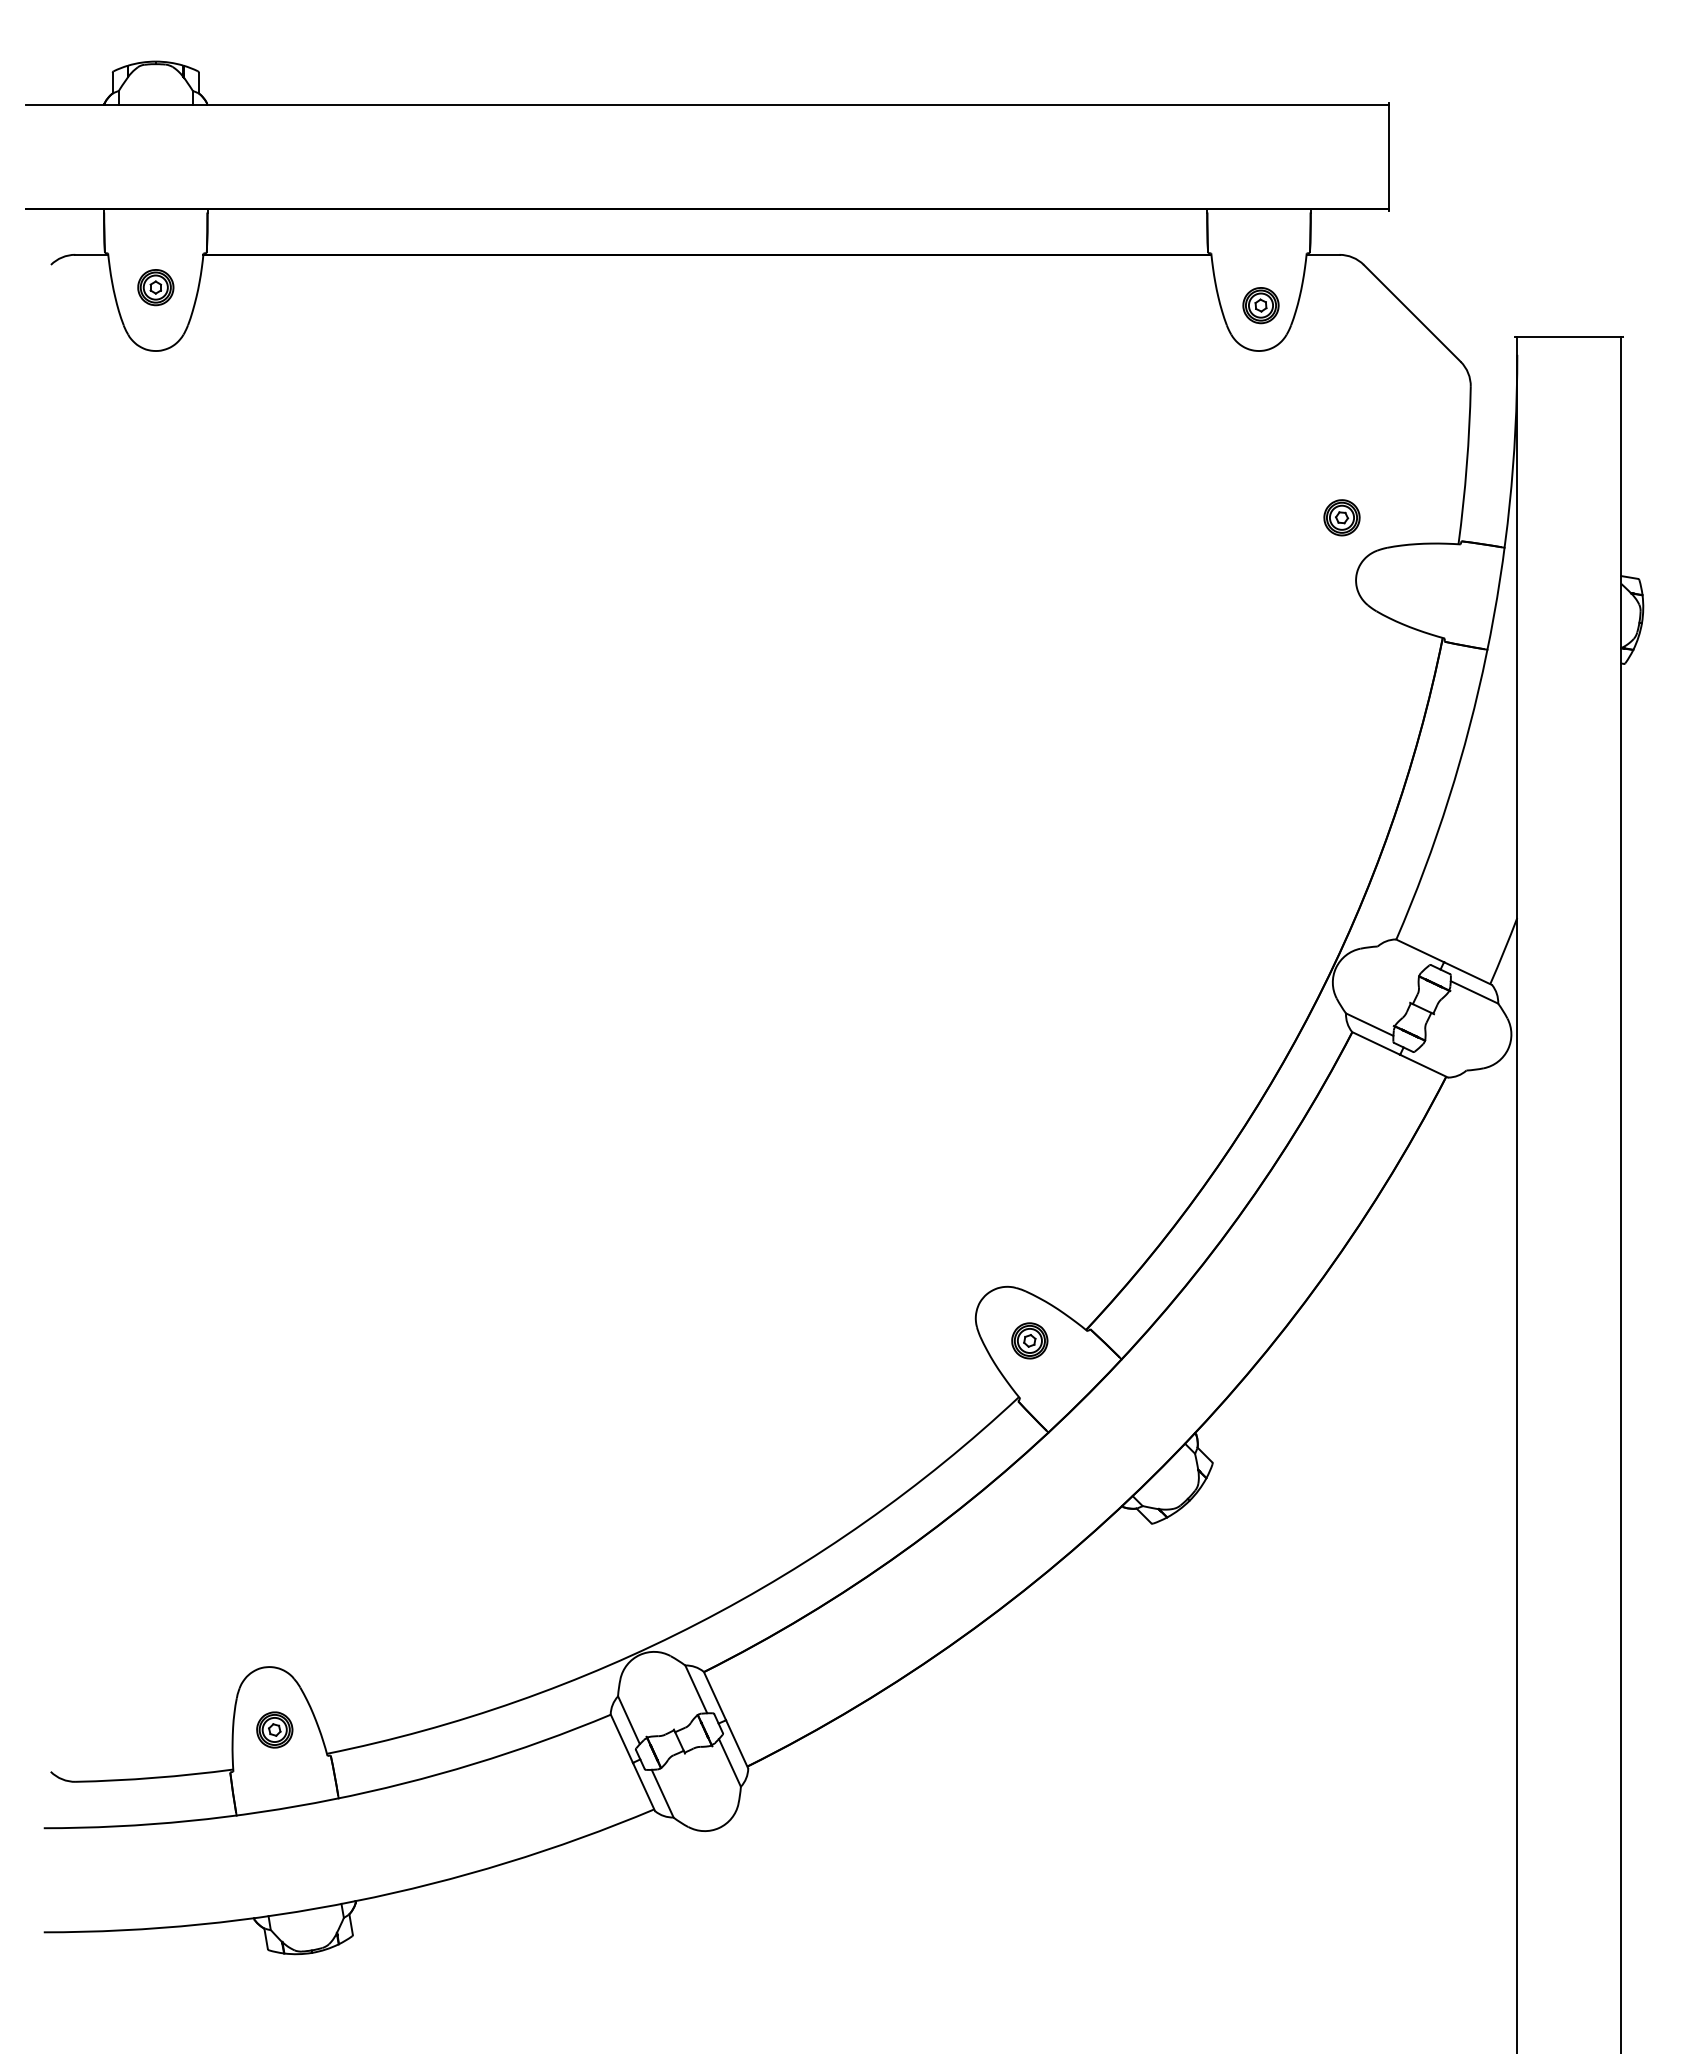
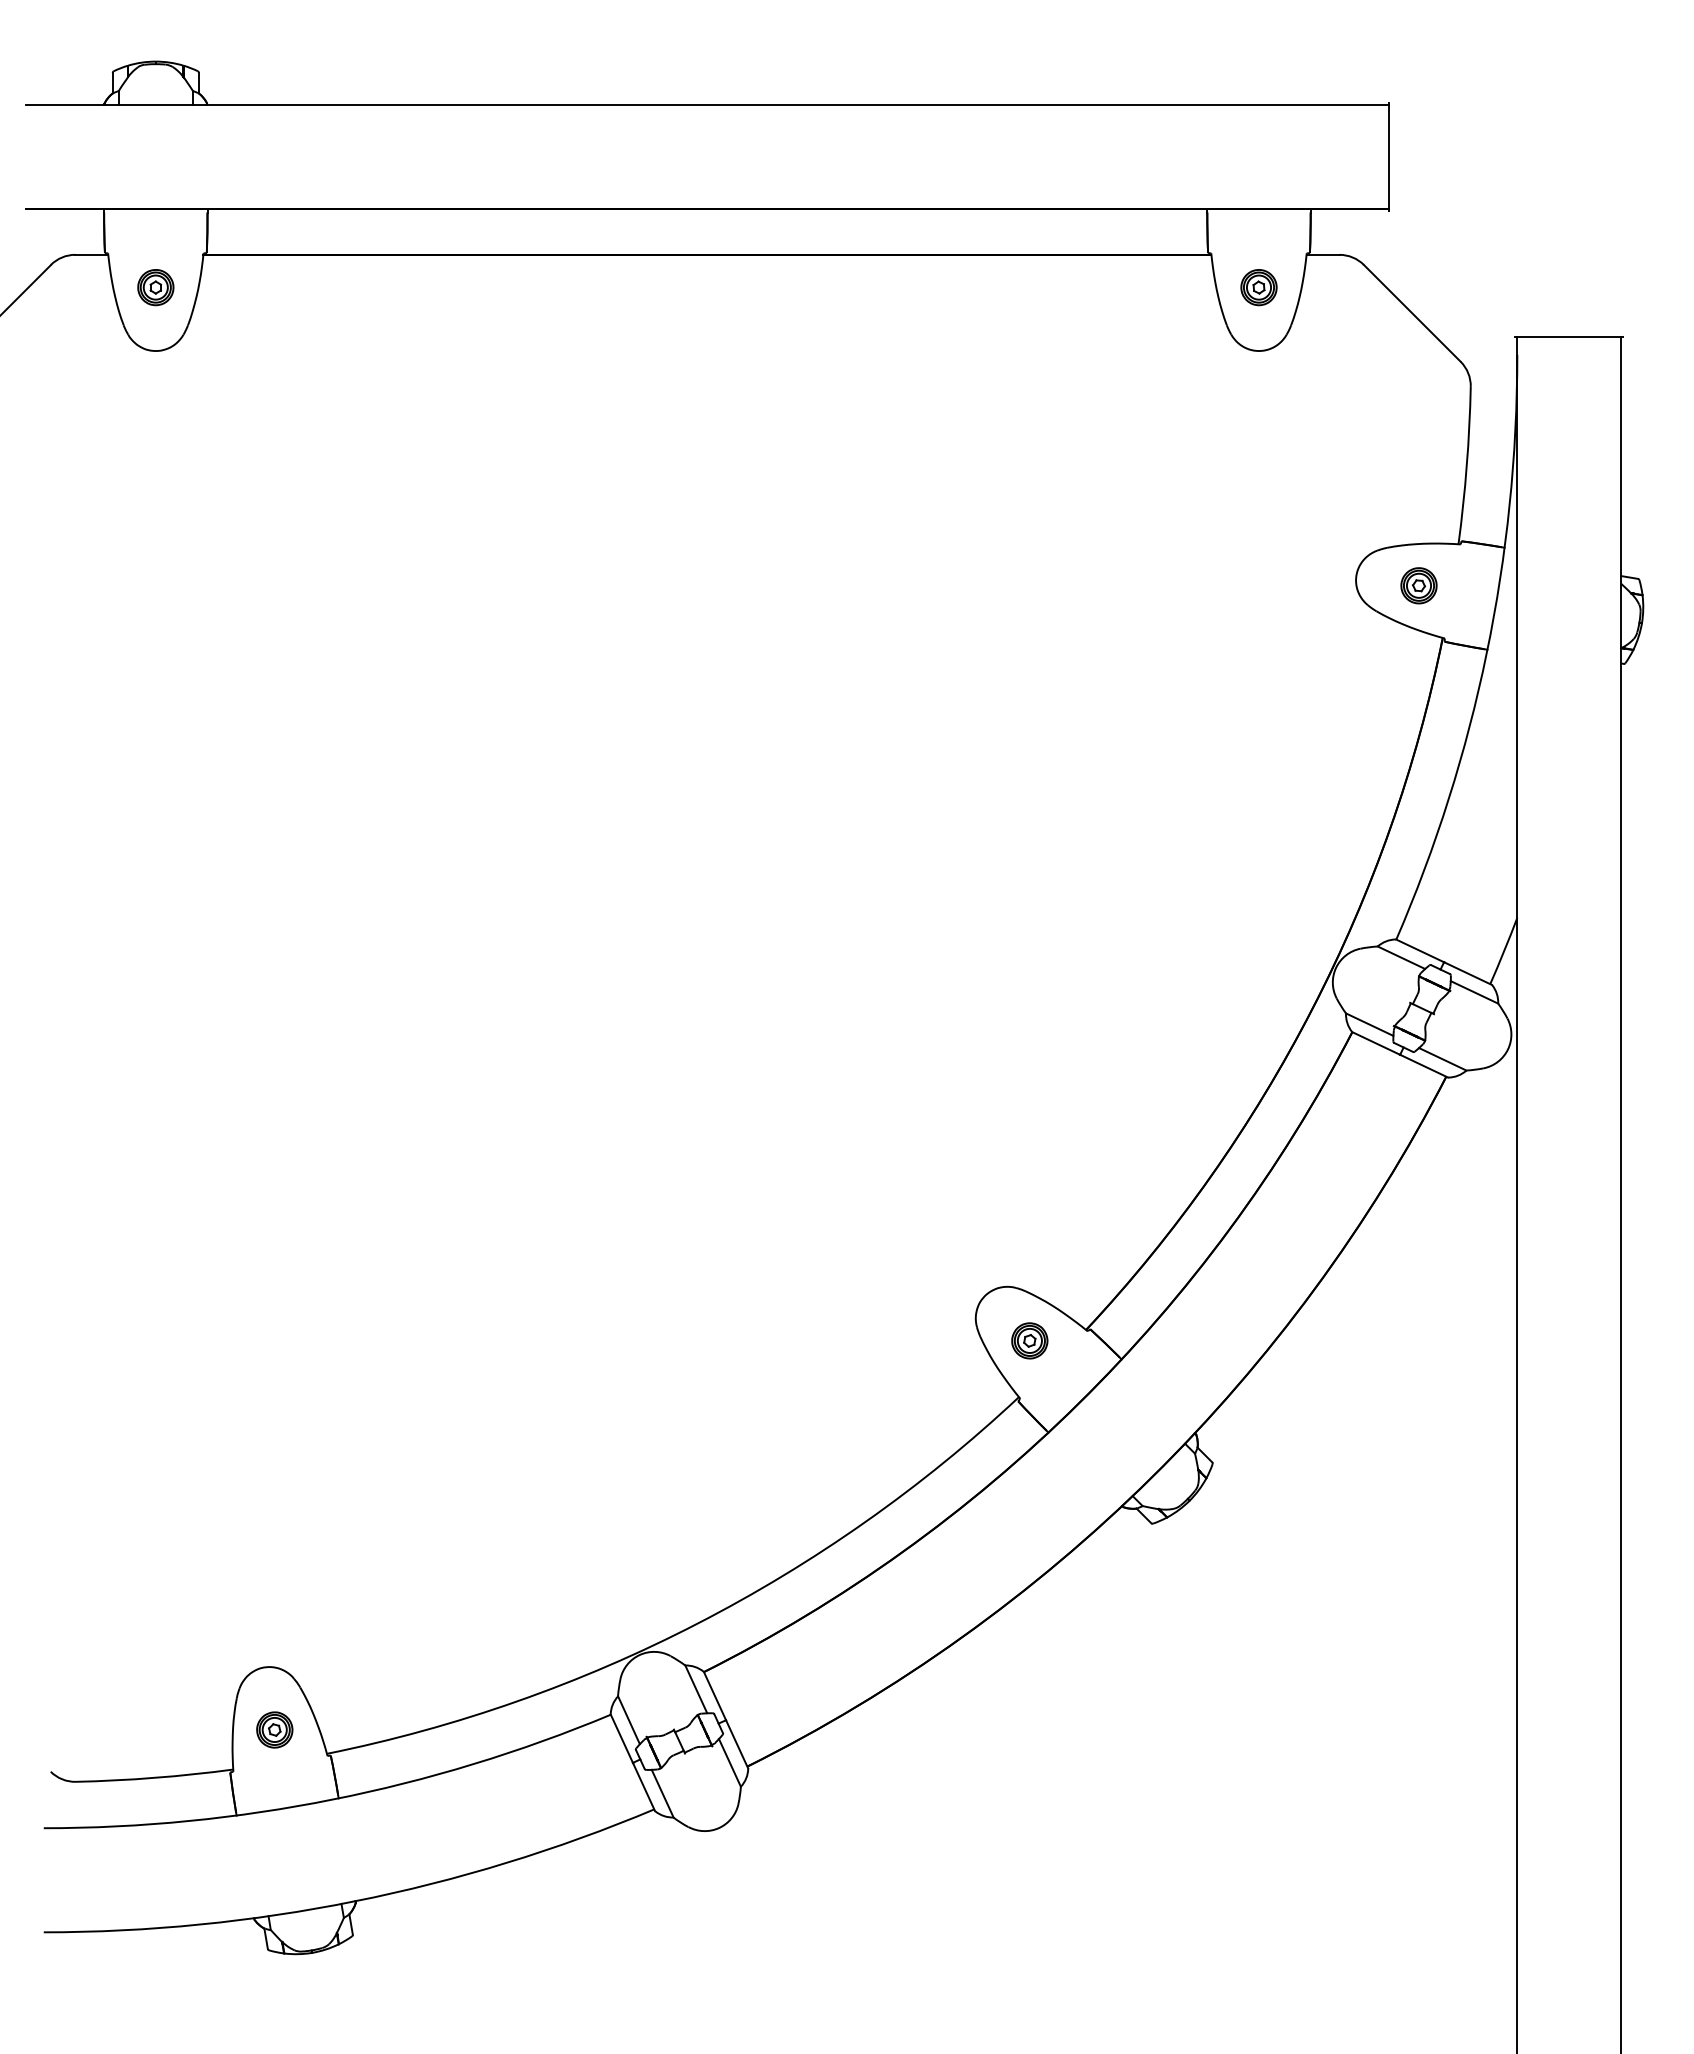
line: none -> present (26, 289)
part position: (1260, 305) -> (1258, 287) (1258, 287)
part position: (1341, 517) -> (1418, 585) (1418, 585)
line: none -> present (1401, 957)
line: none -> present (1442, 1059)
